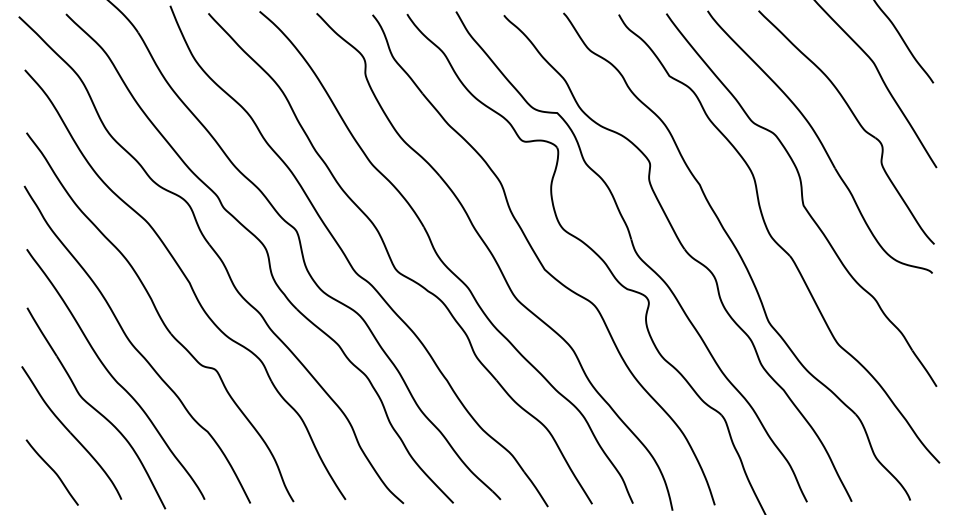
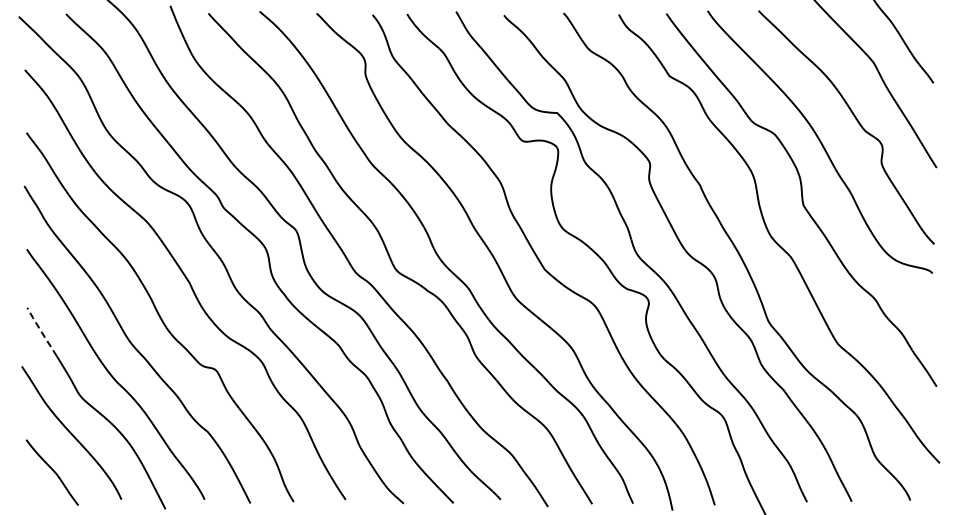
line: solid -> dashed (41, 332)
